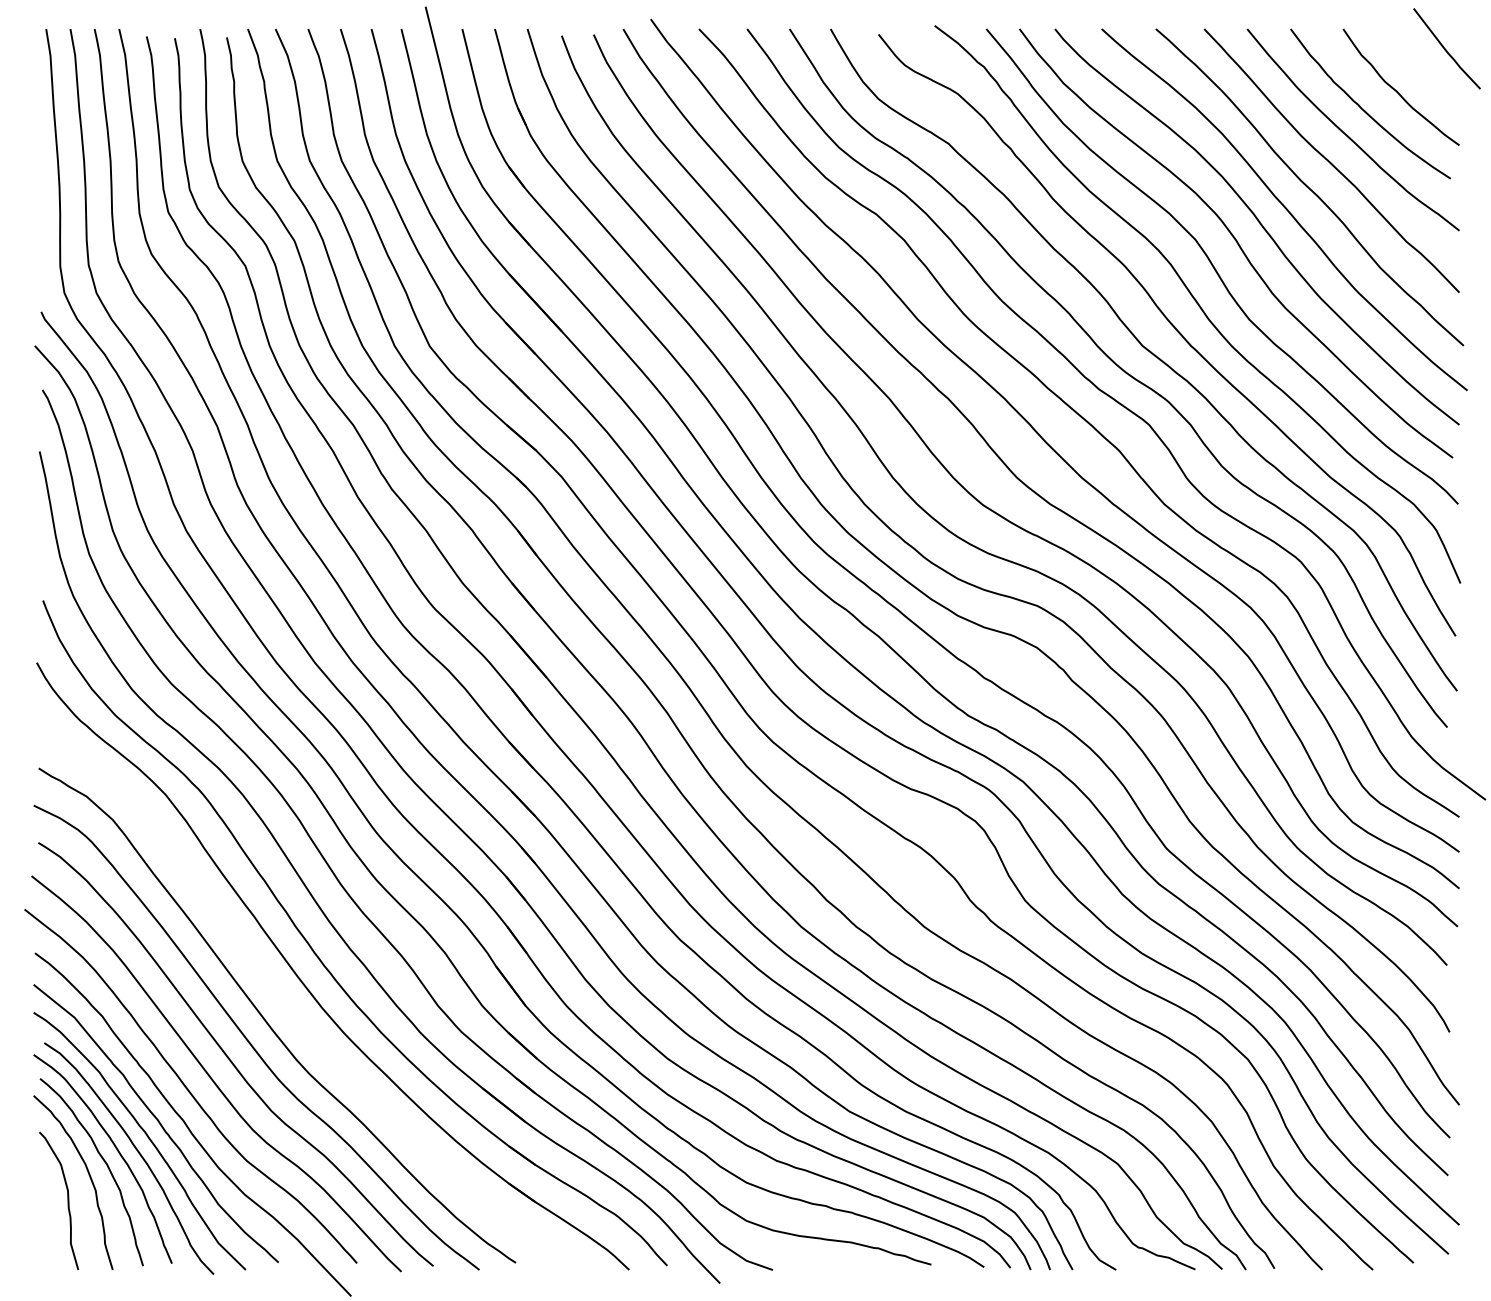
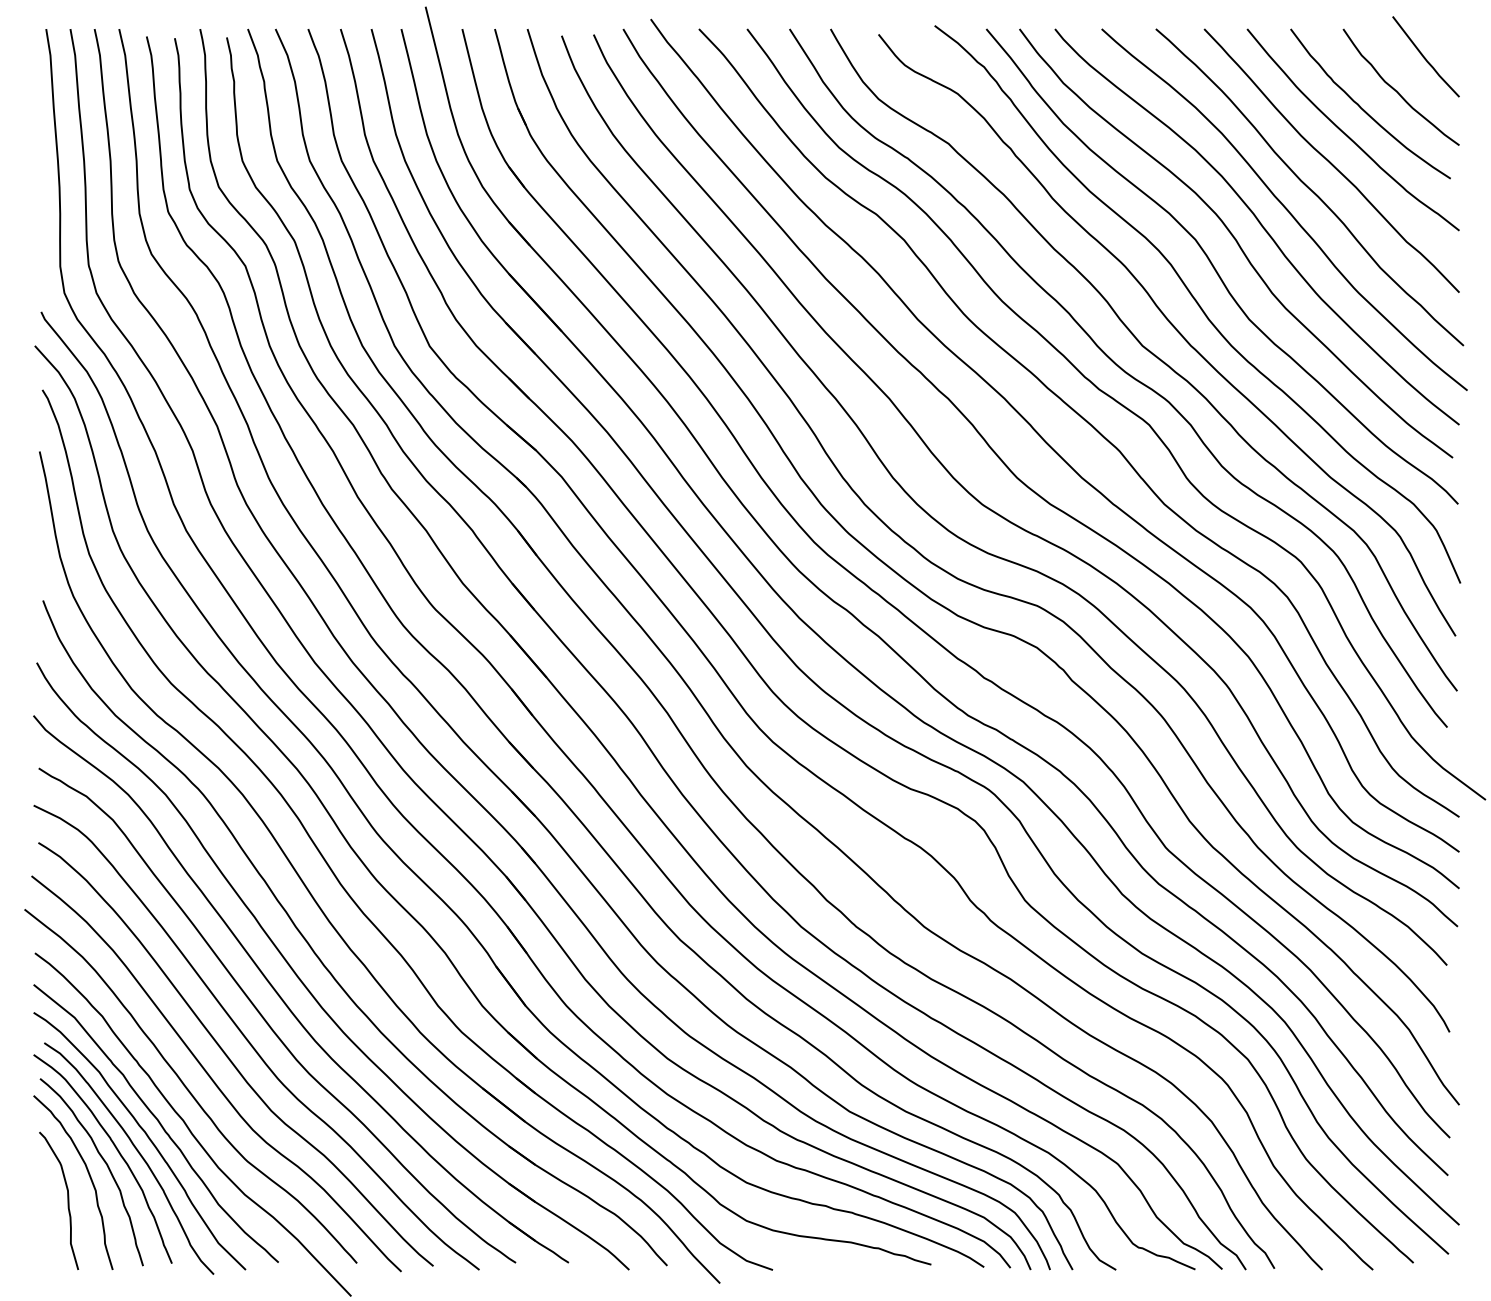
curve position: (1445, 48) -> (1424, 56) (1424, 56)
part: none -> present (286, 1003)
